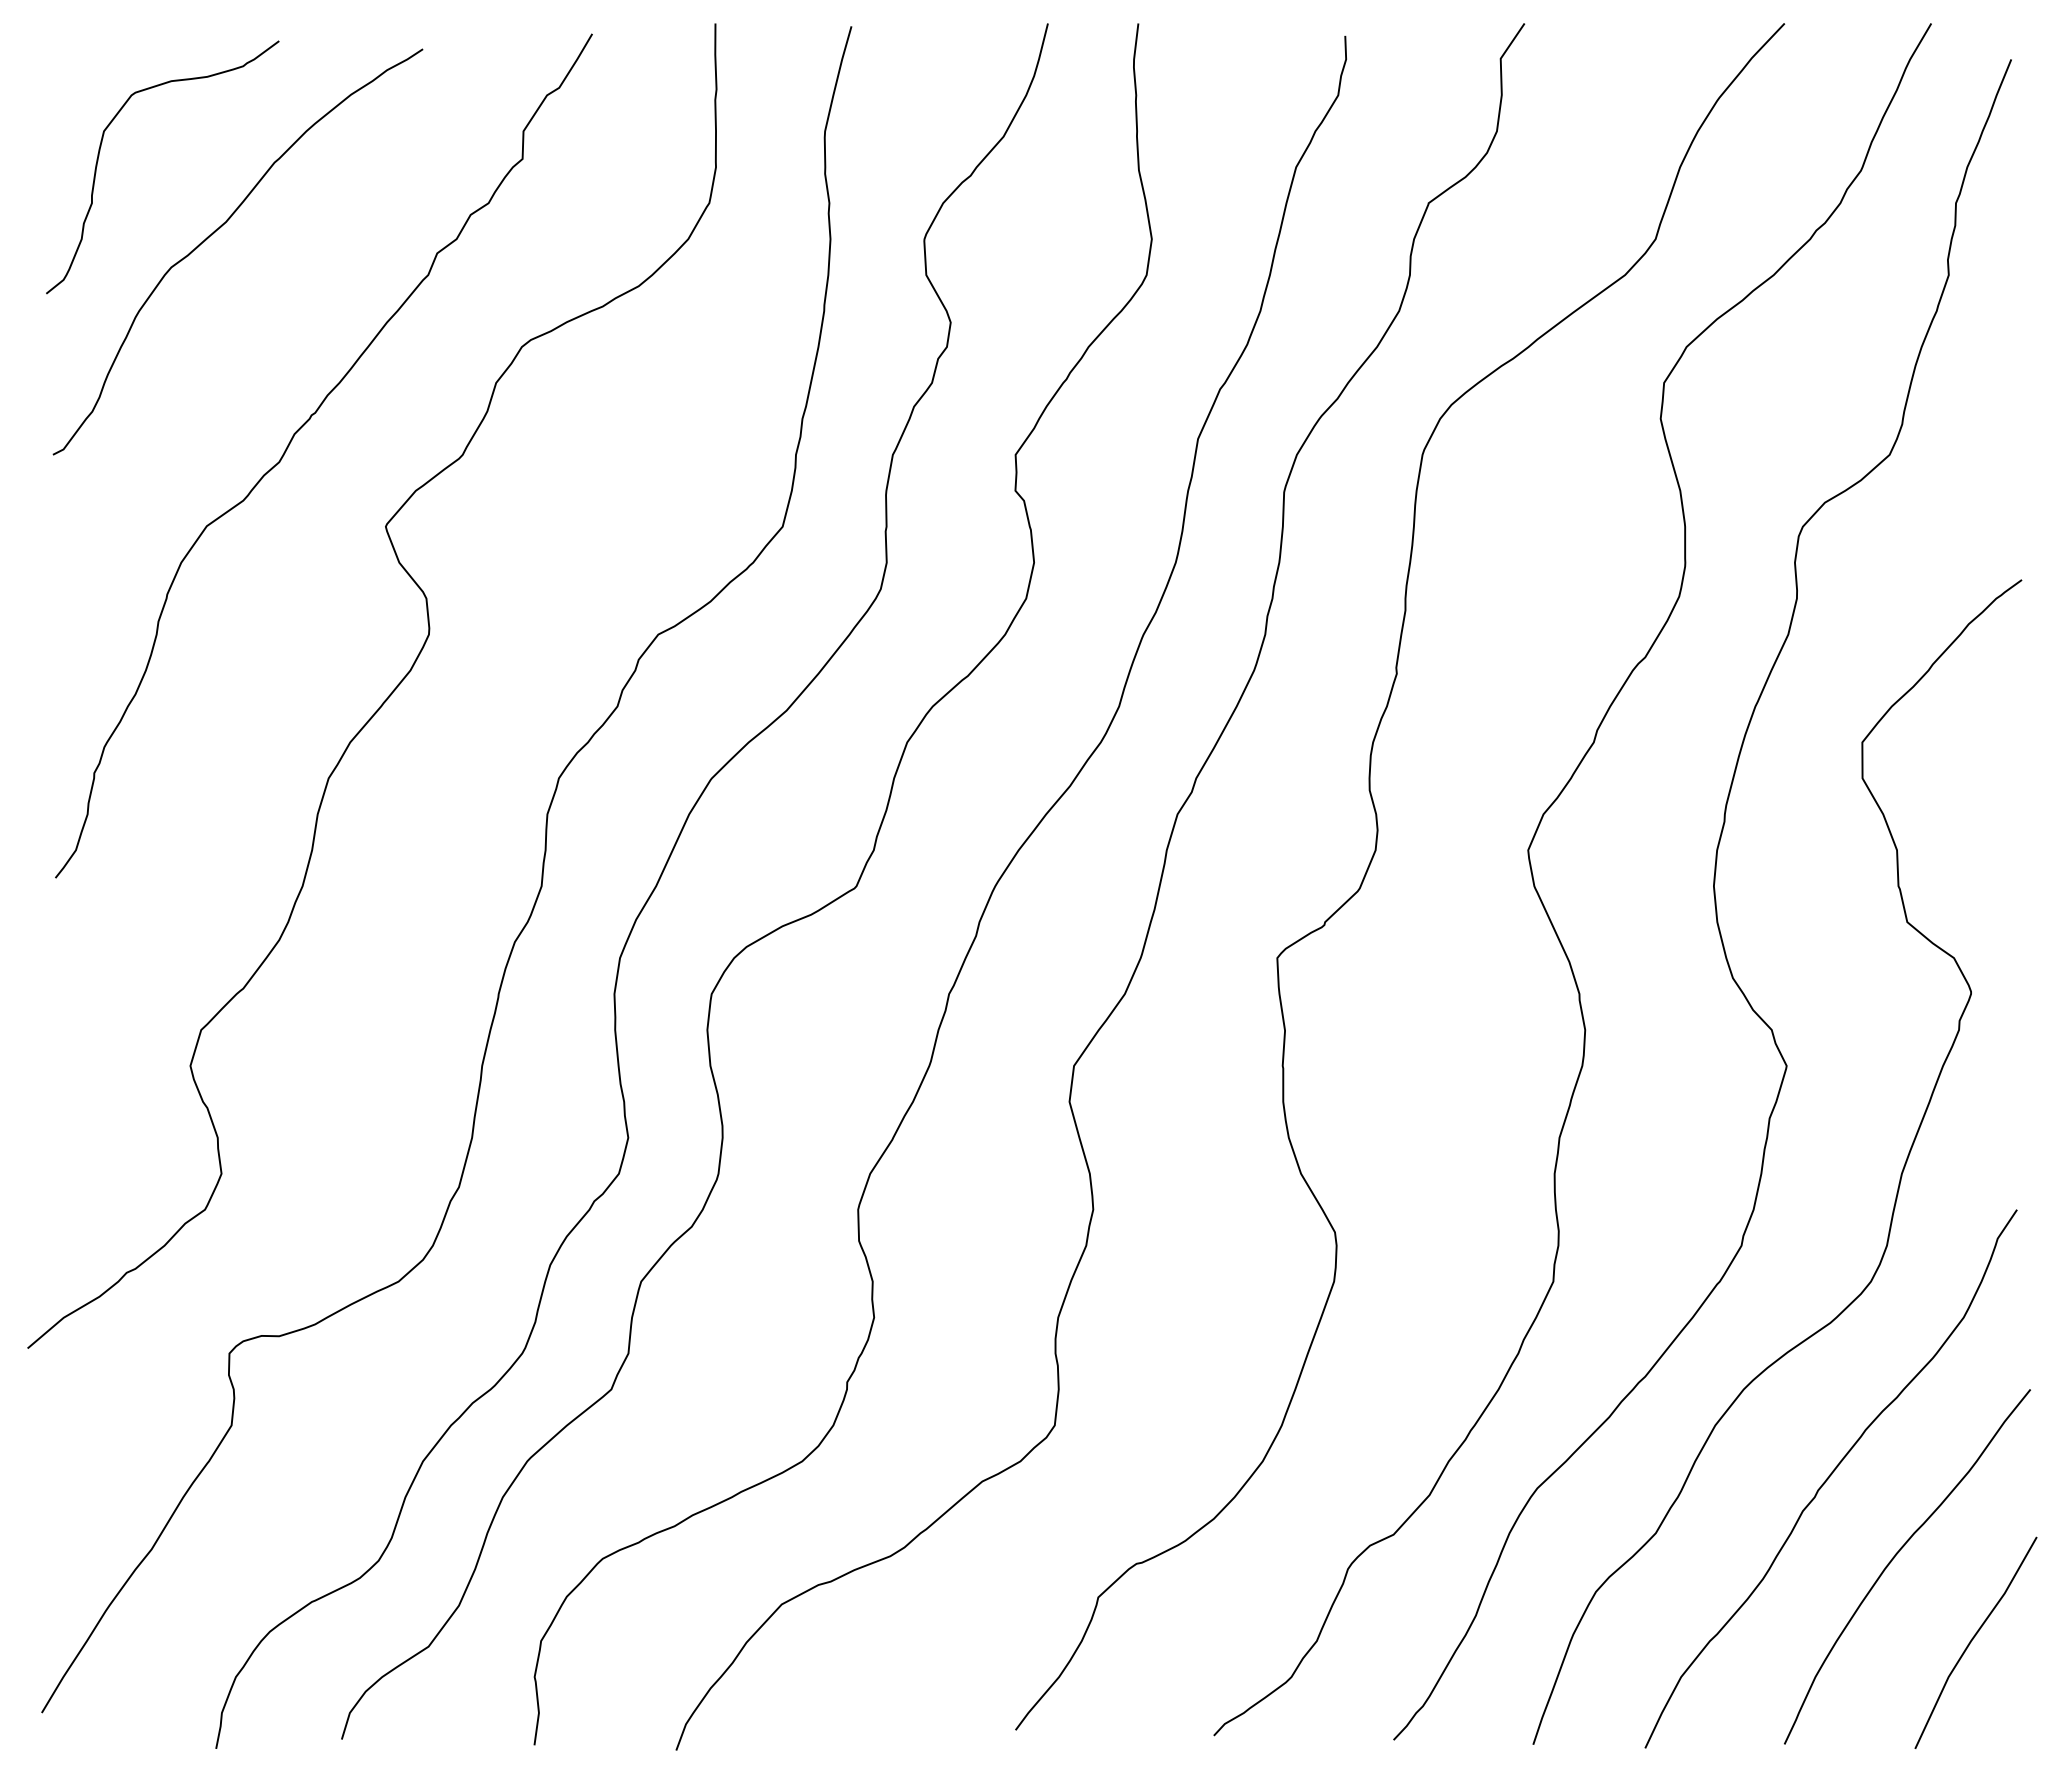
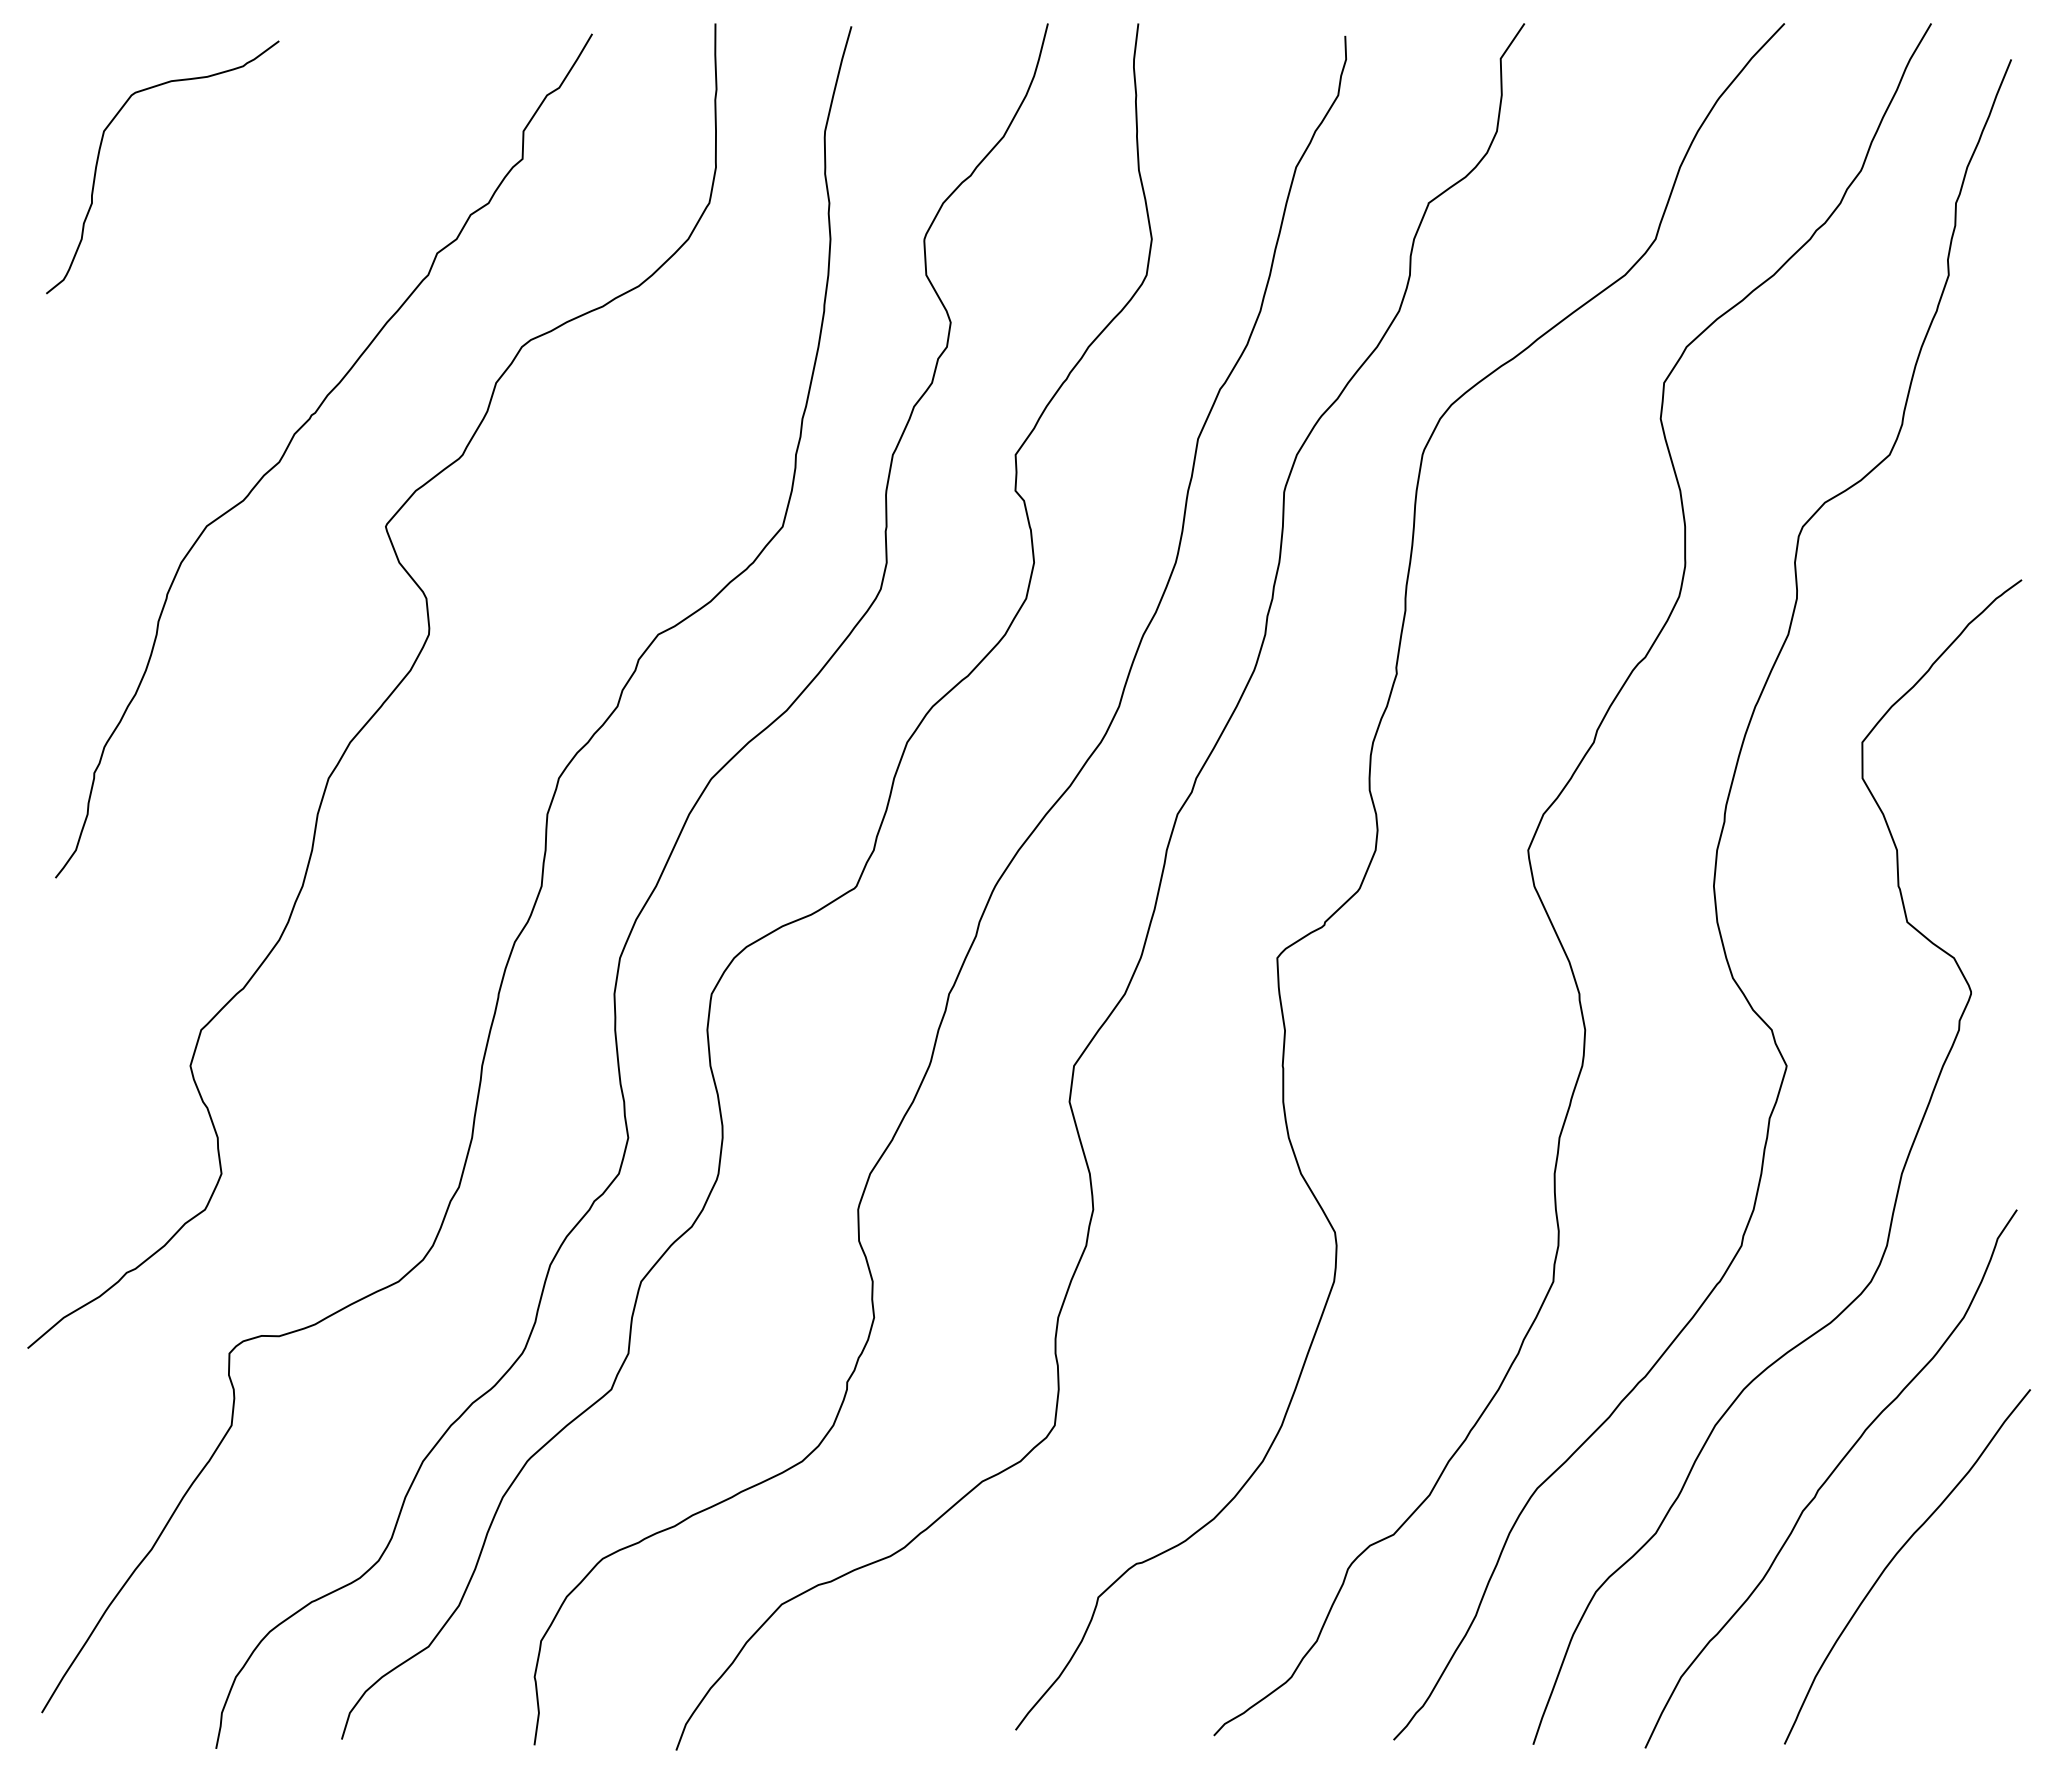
curve: present -> none (220, 228)
line: present -> none (1973, 1639)
